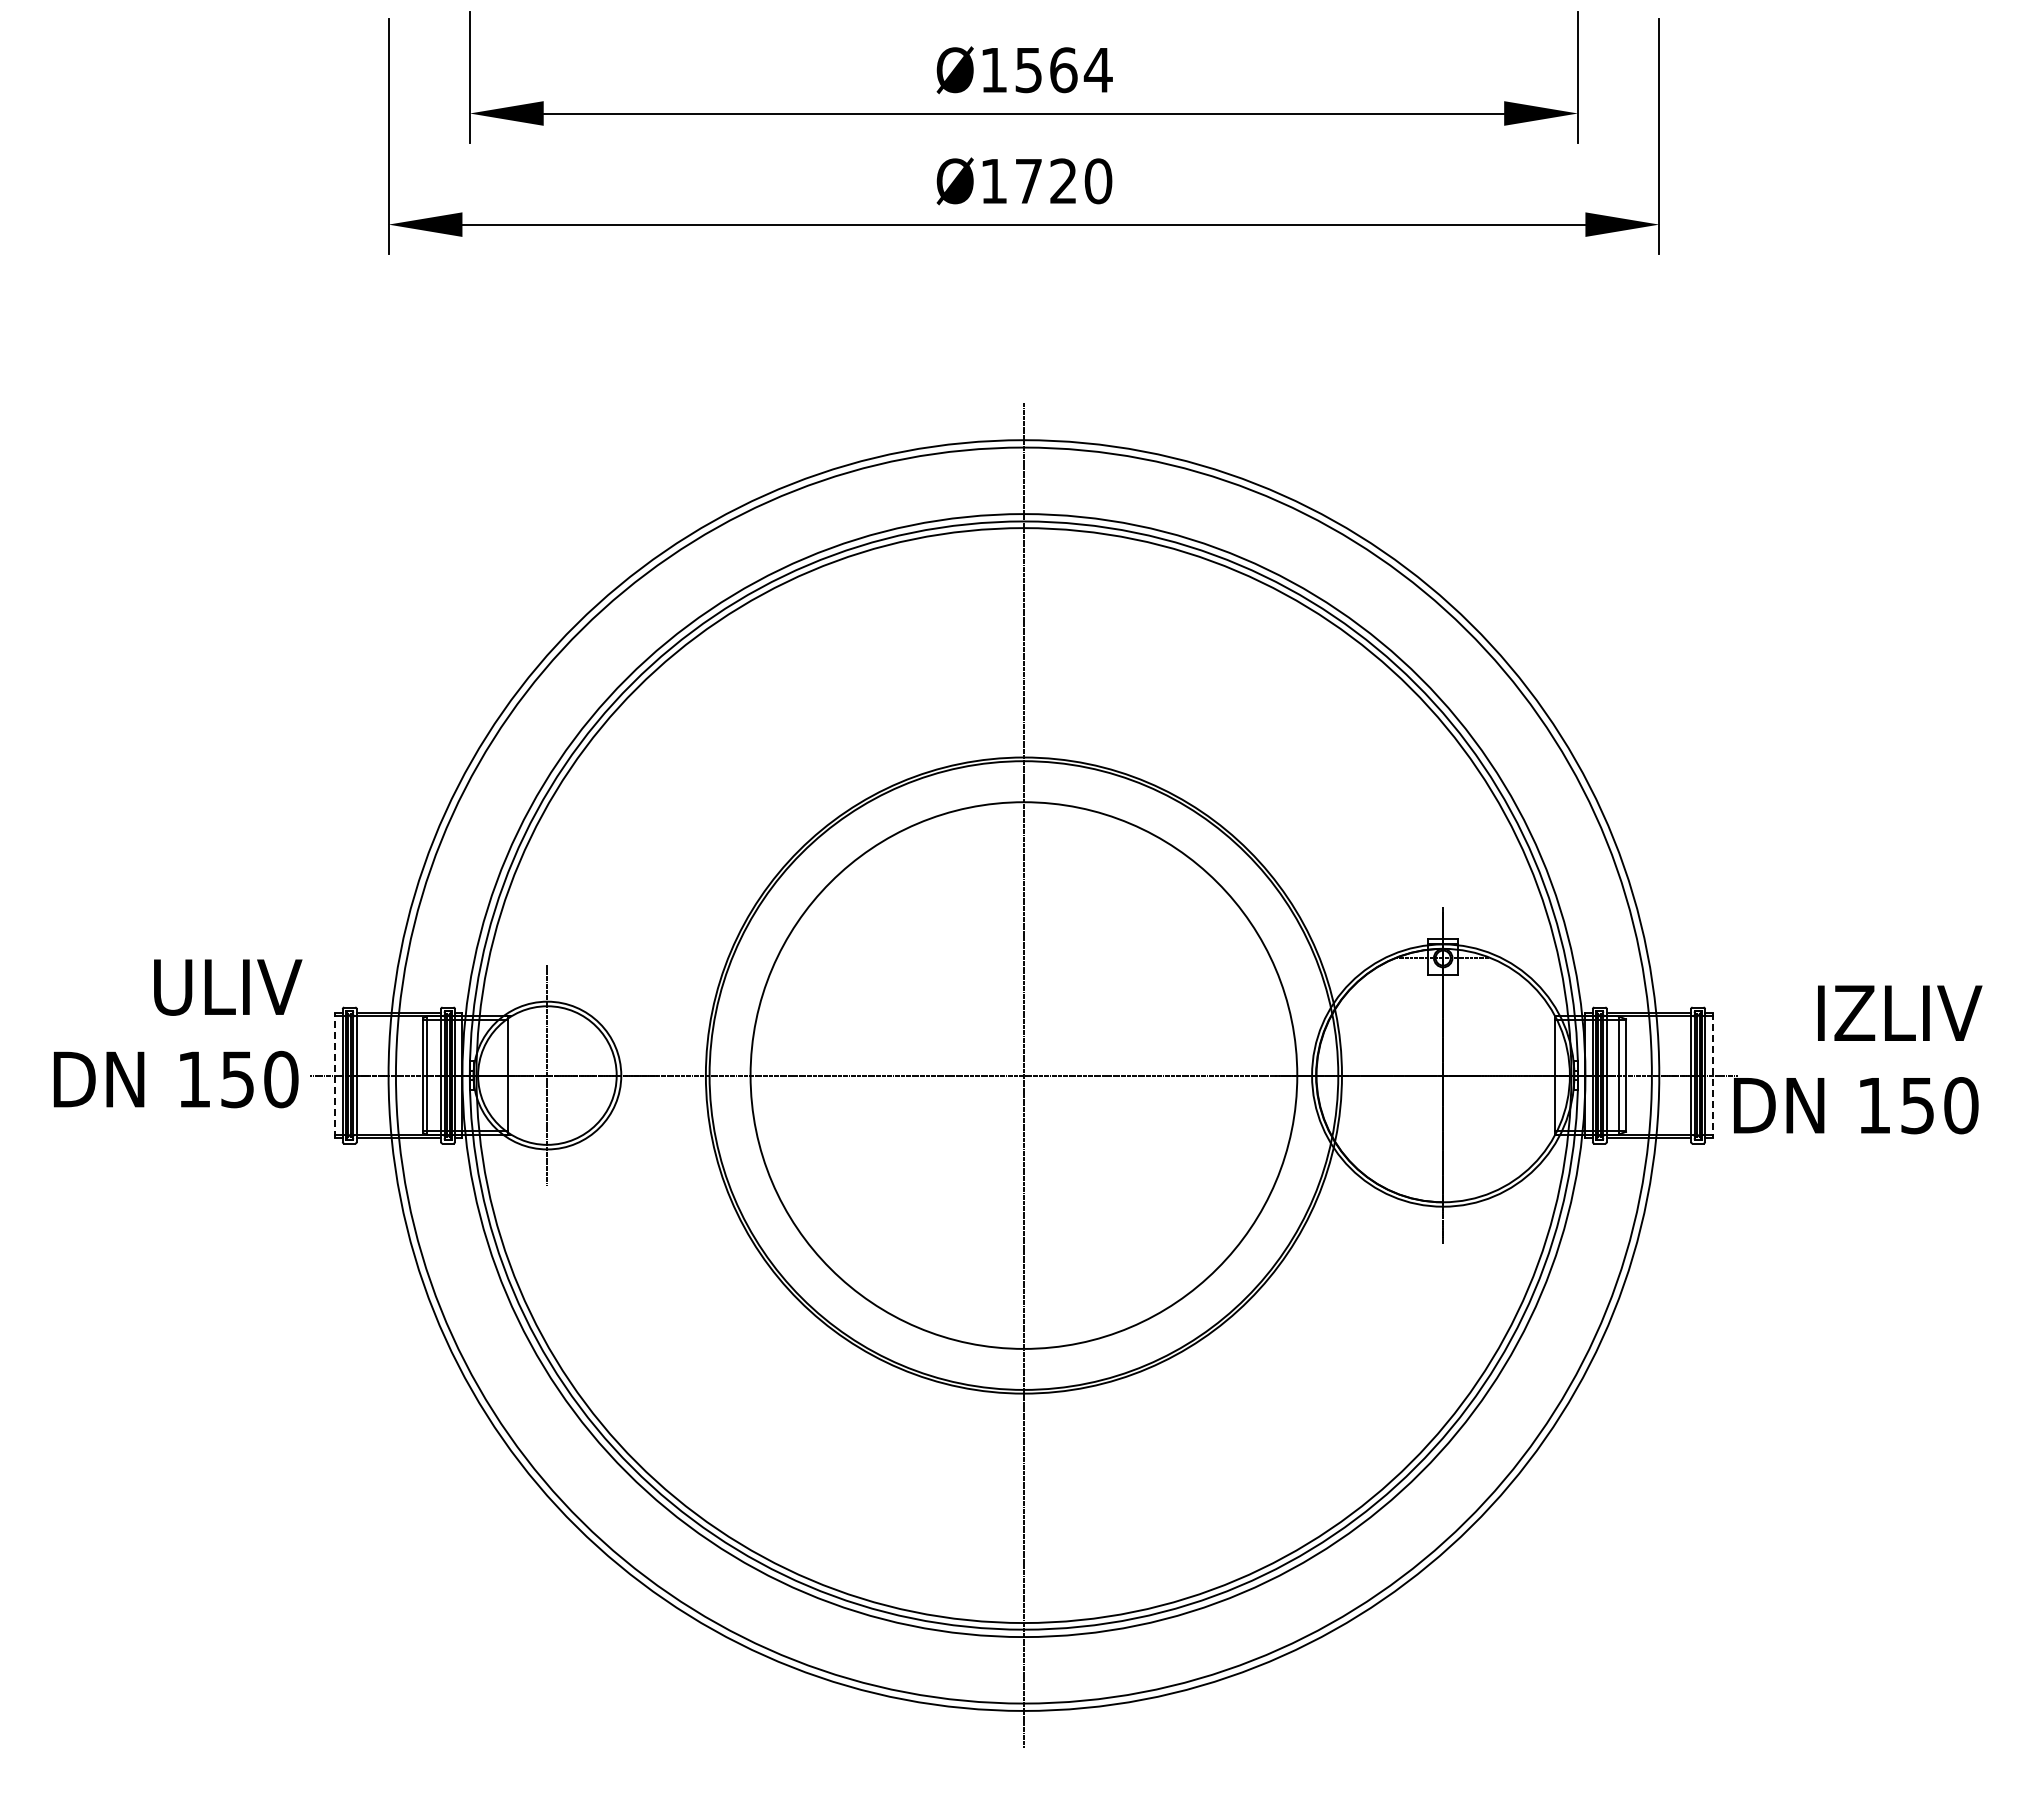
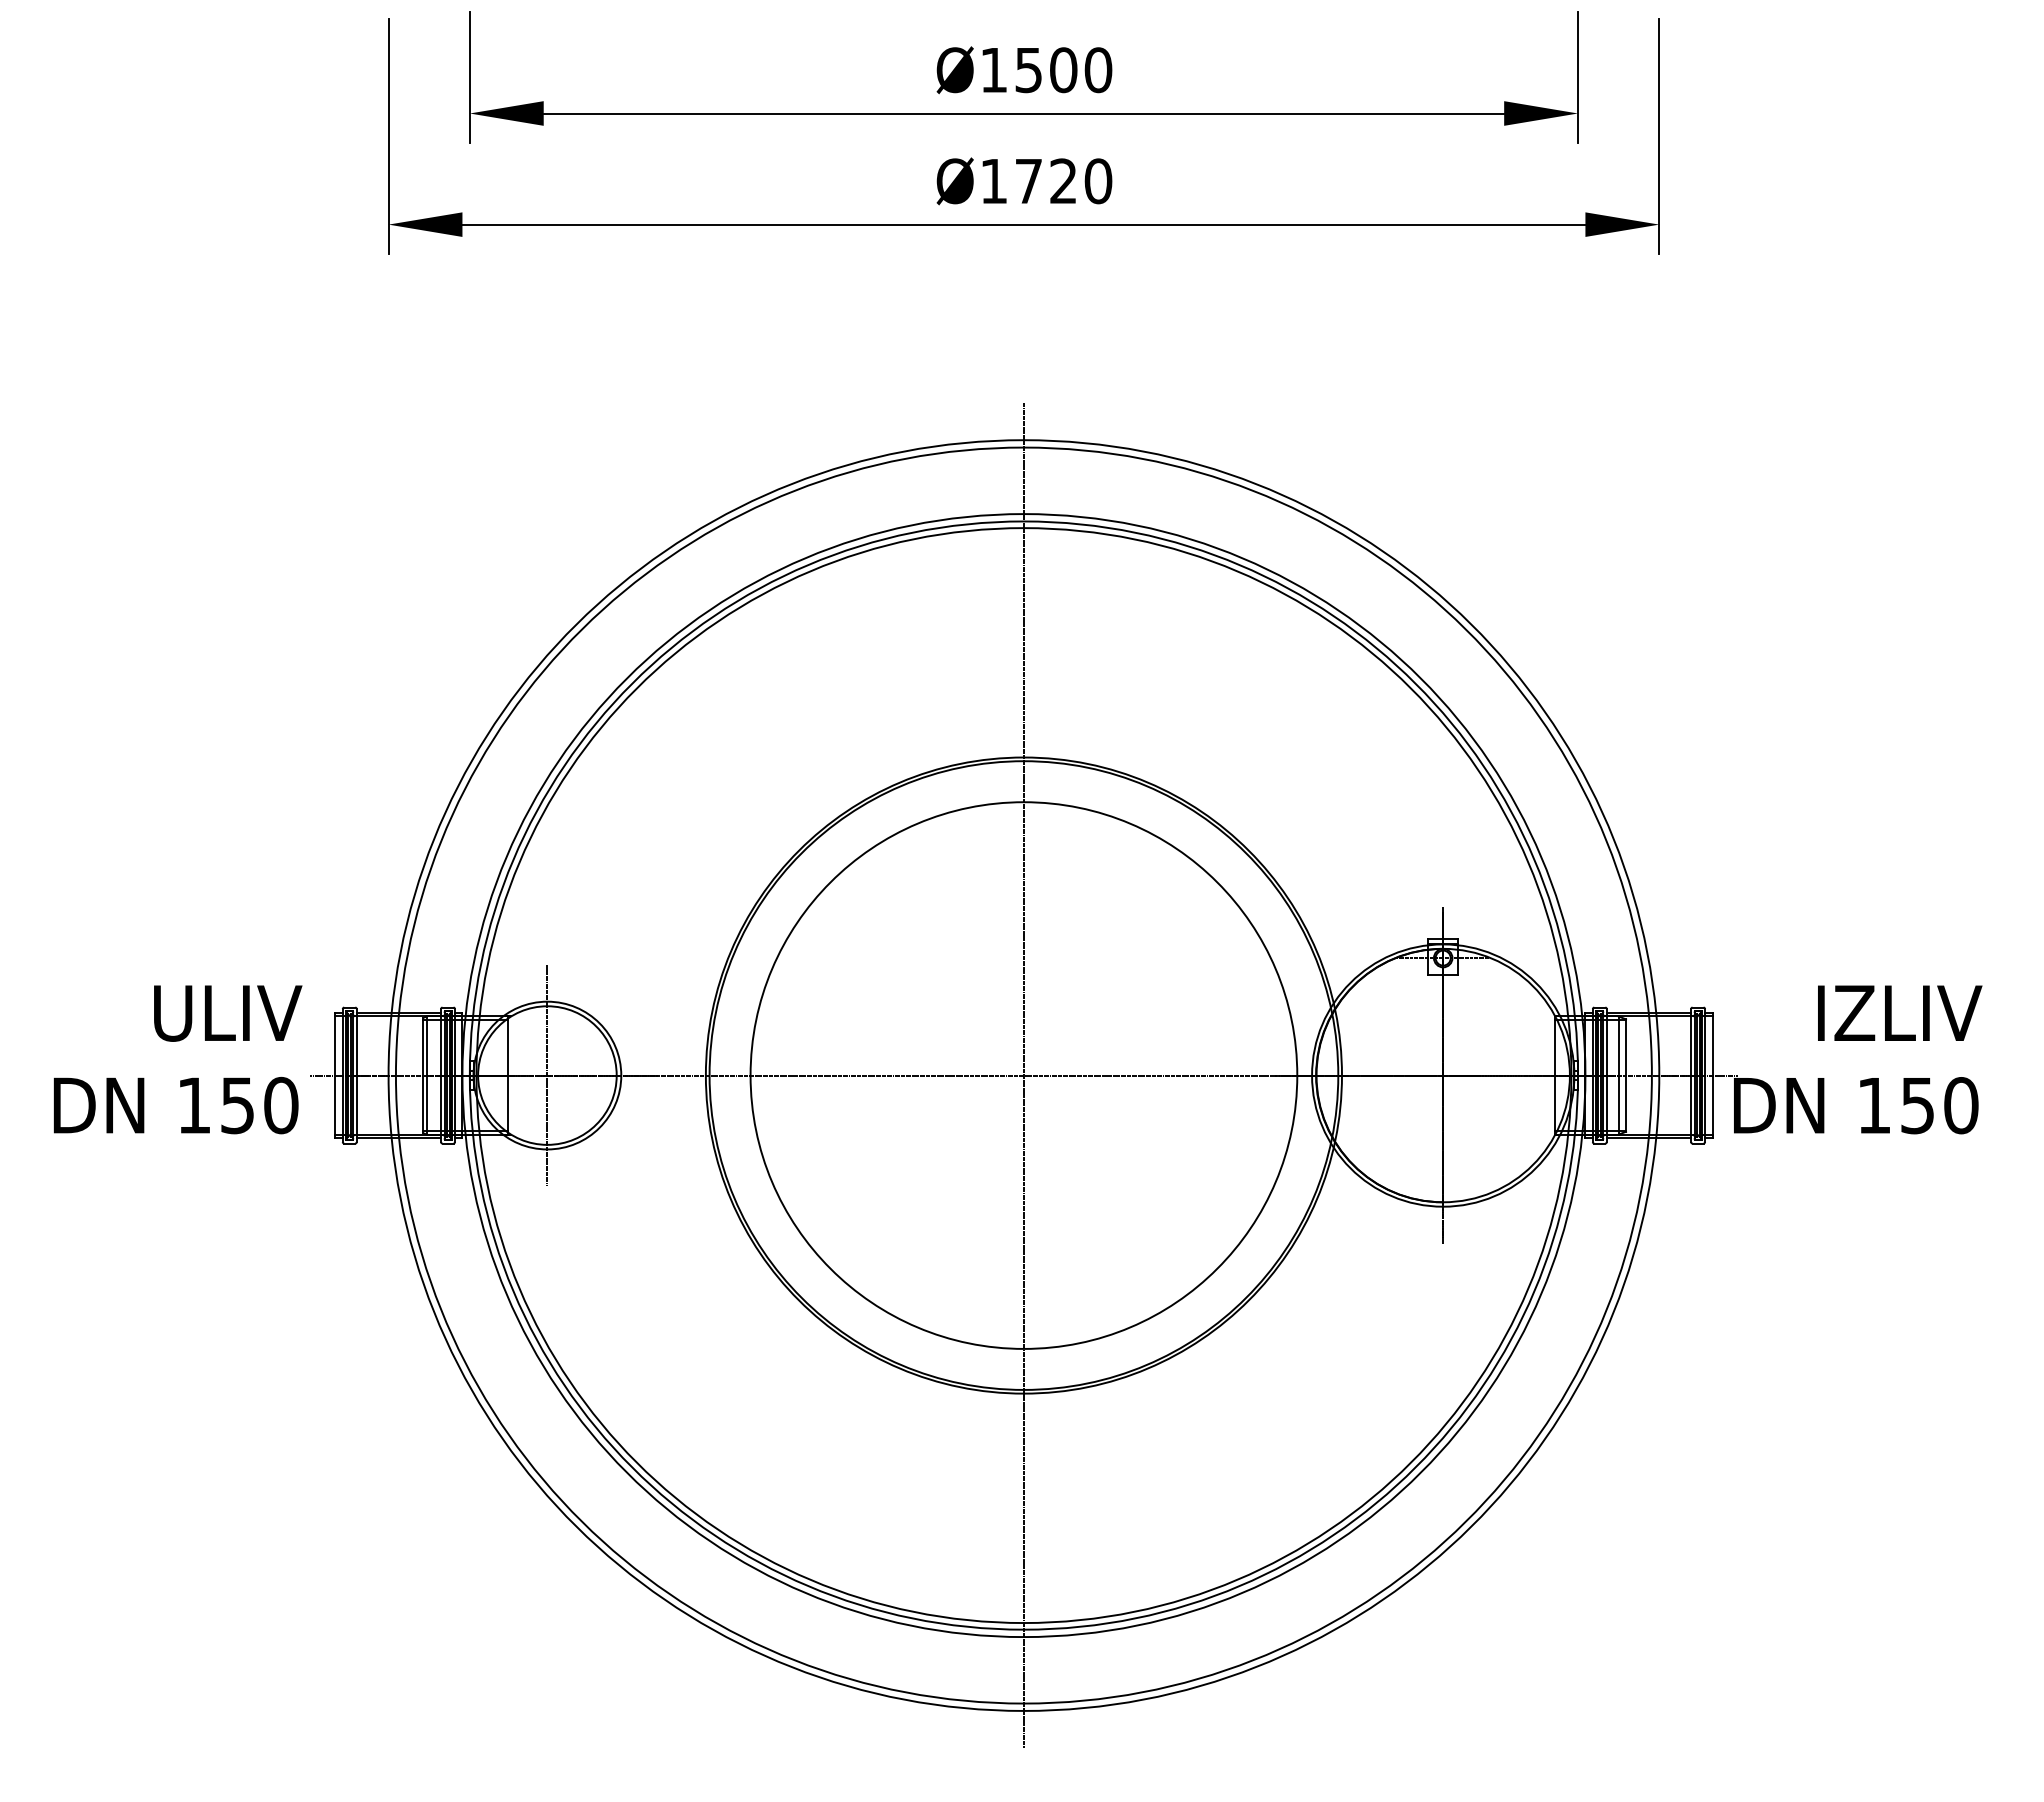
text: Ø1564 -> Ø1500 (1081, 70)
text position: (177, 1033) -> (177, 1059) (177, 1059)
line: dashed -> solid (335, 1075)
line: dashed -> solid (1712, 1075)
